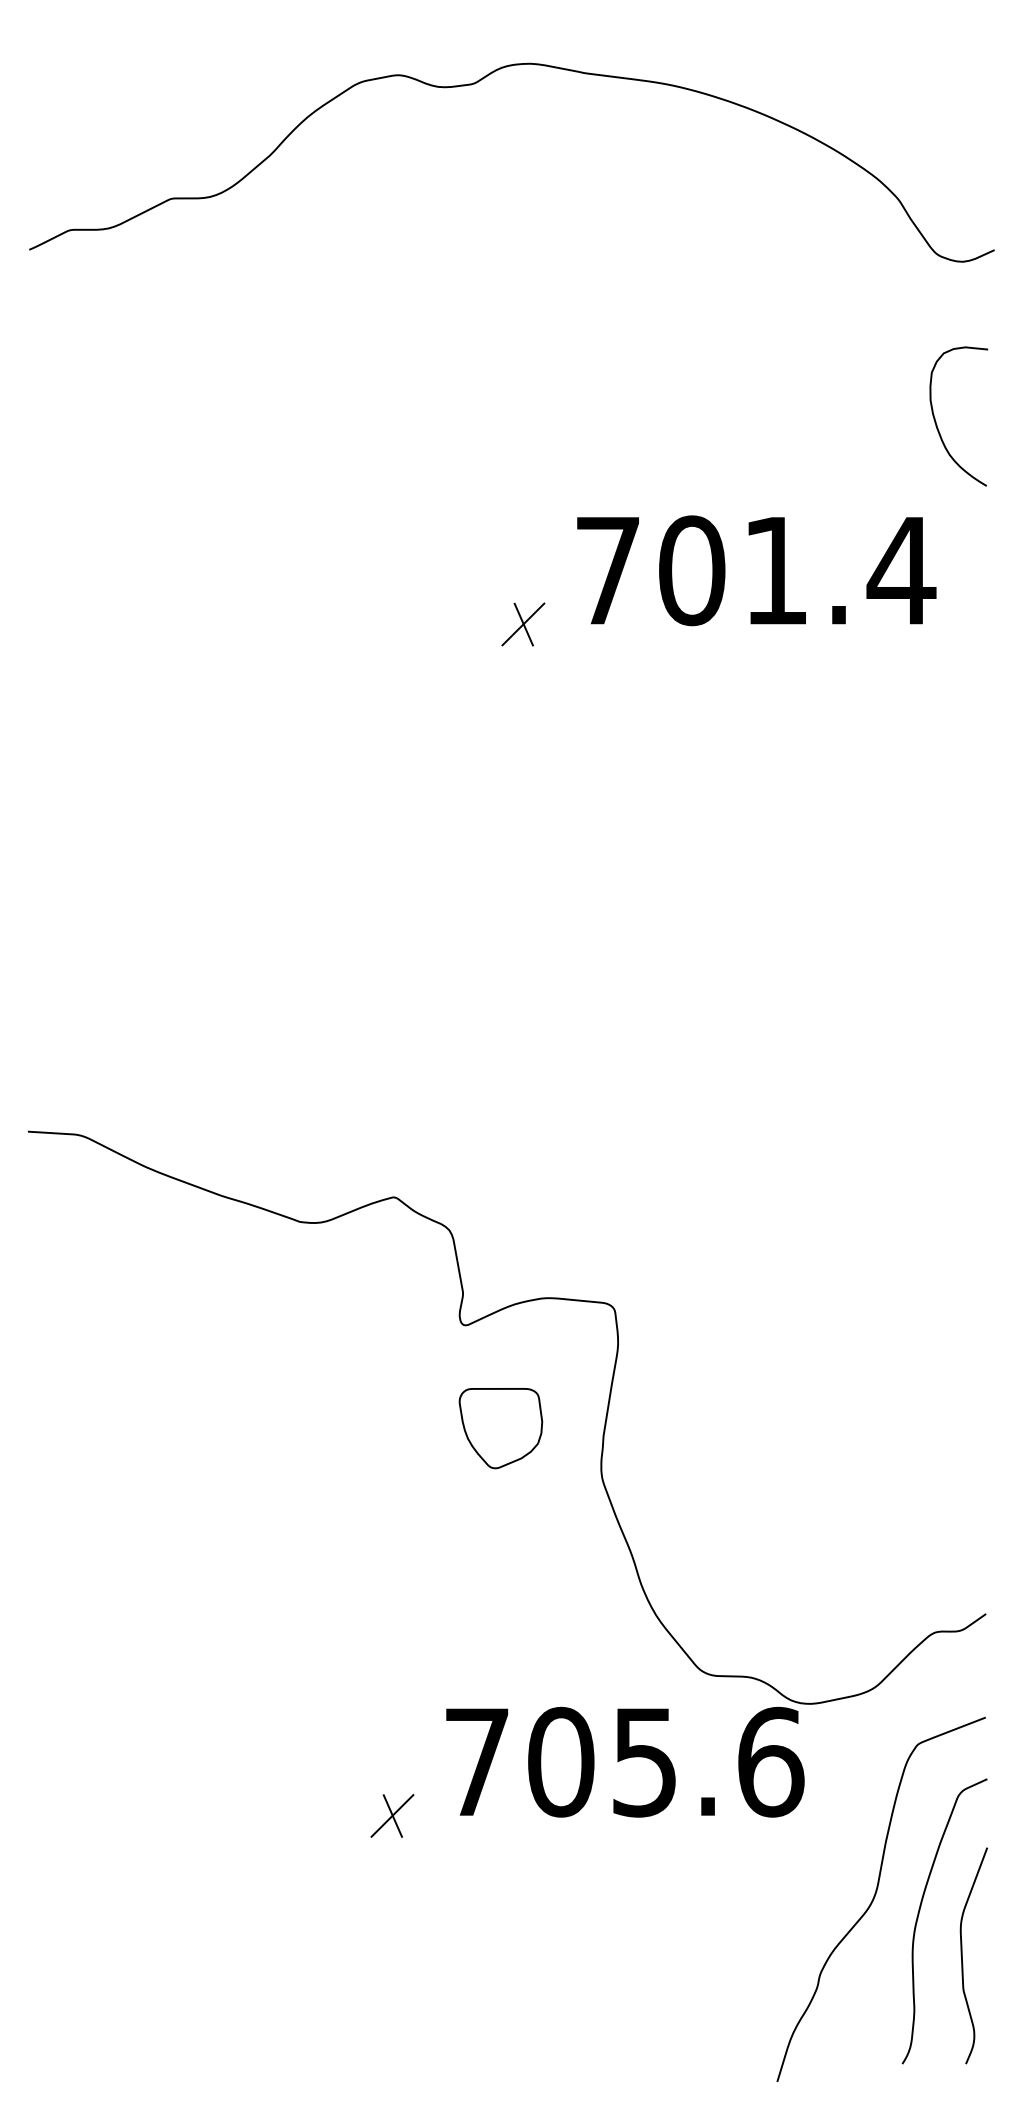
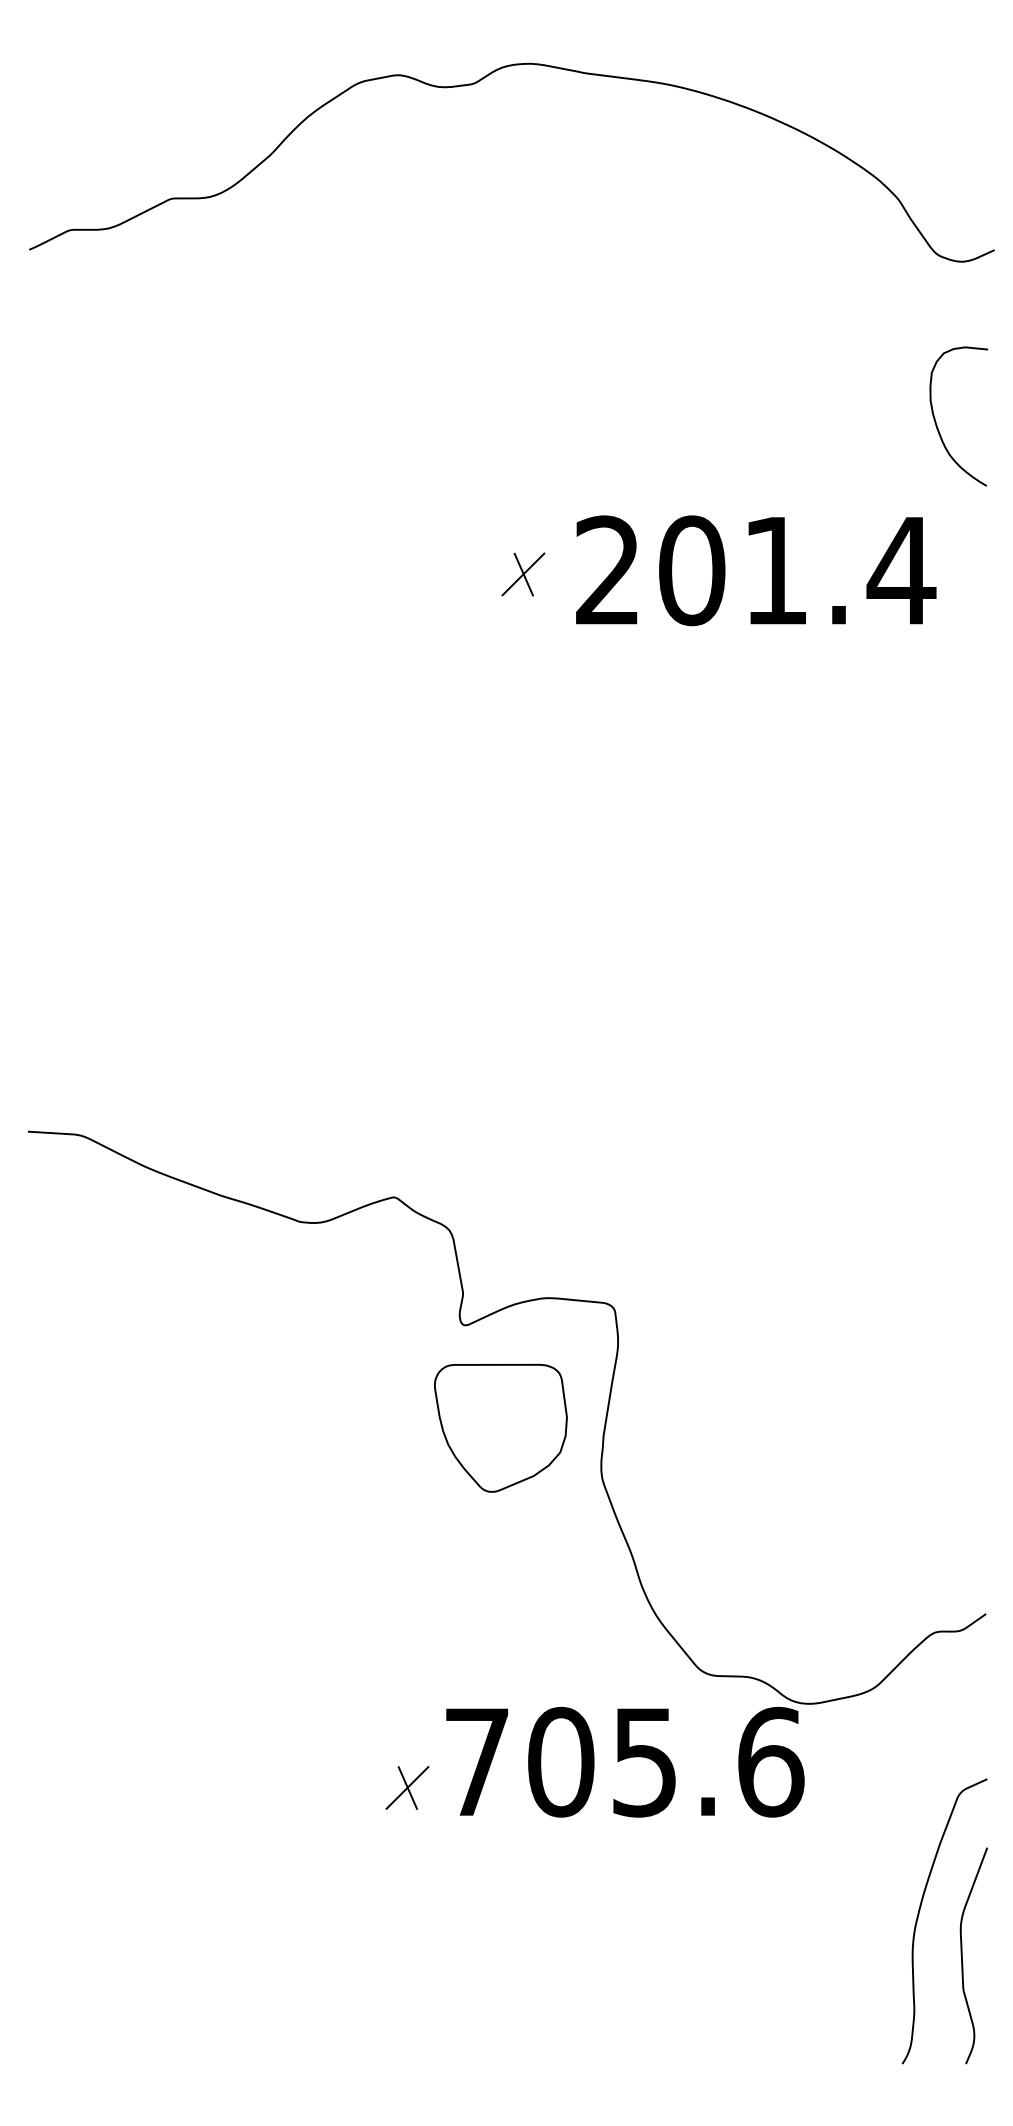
text: 701.4 -> 201.4 (607, 569)
part position: (523, 624) -> (523, 574) (523, 574)
part size: 86x82 px -> 134x130 px (500, 1427)
part position: (392, 1815) -> (407, 1787) (407, 1787)
curve: present -> none (875, 1897)
